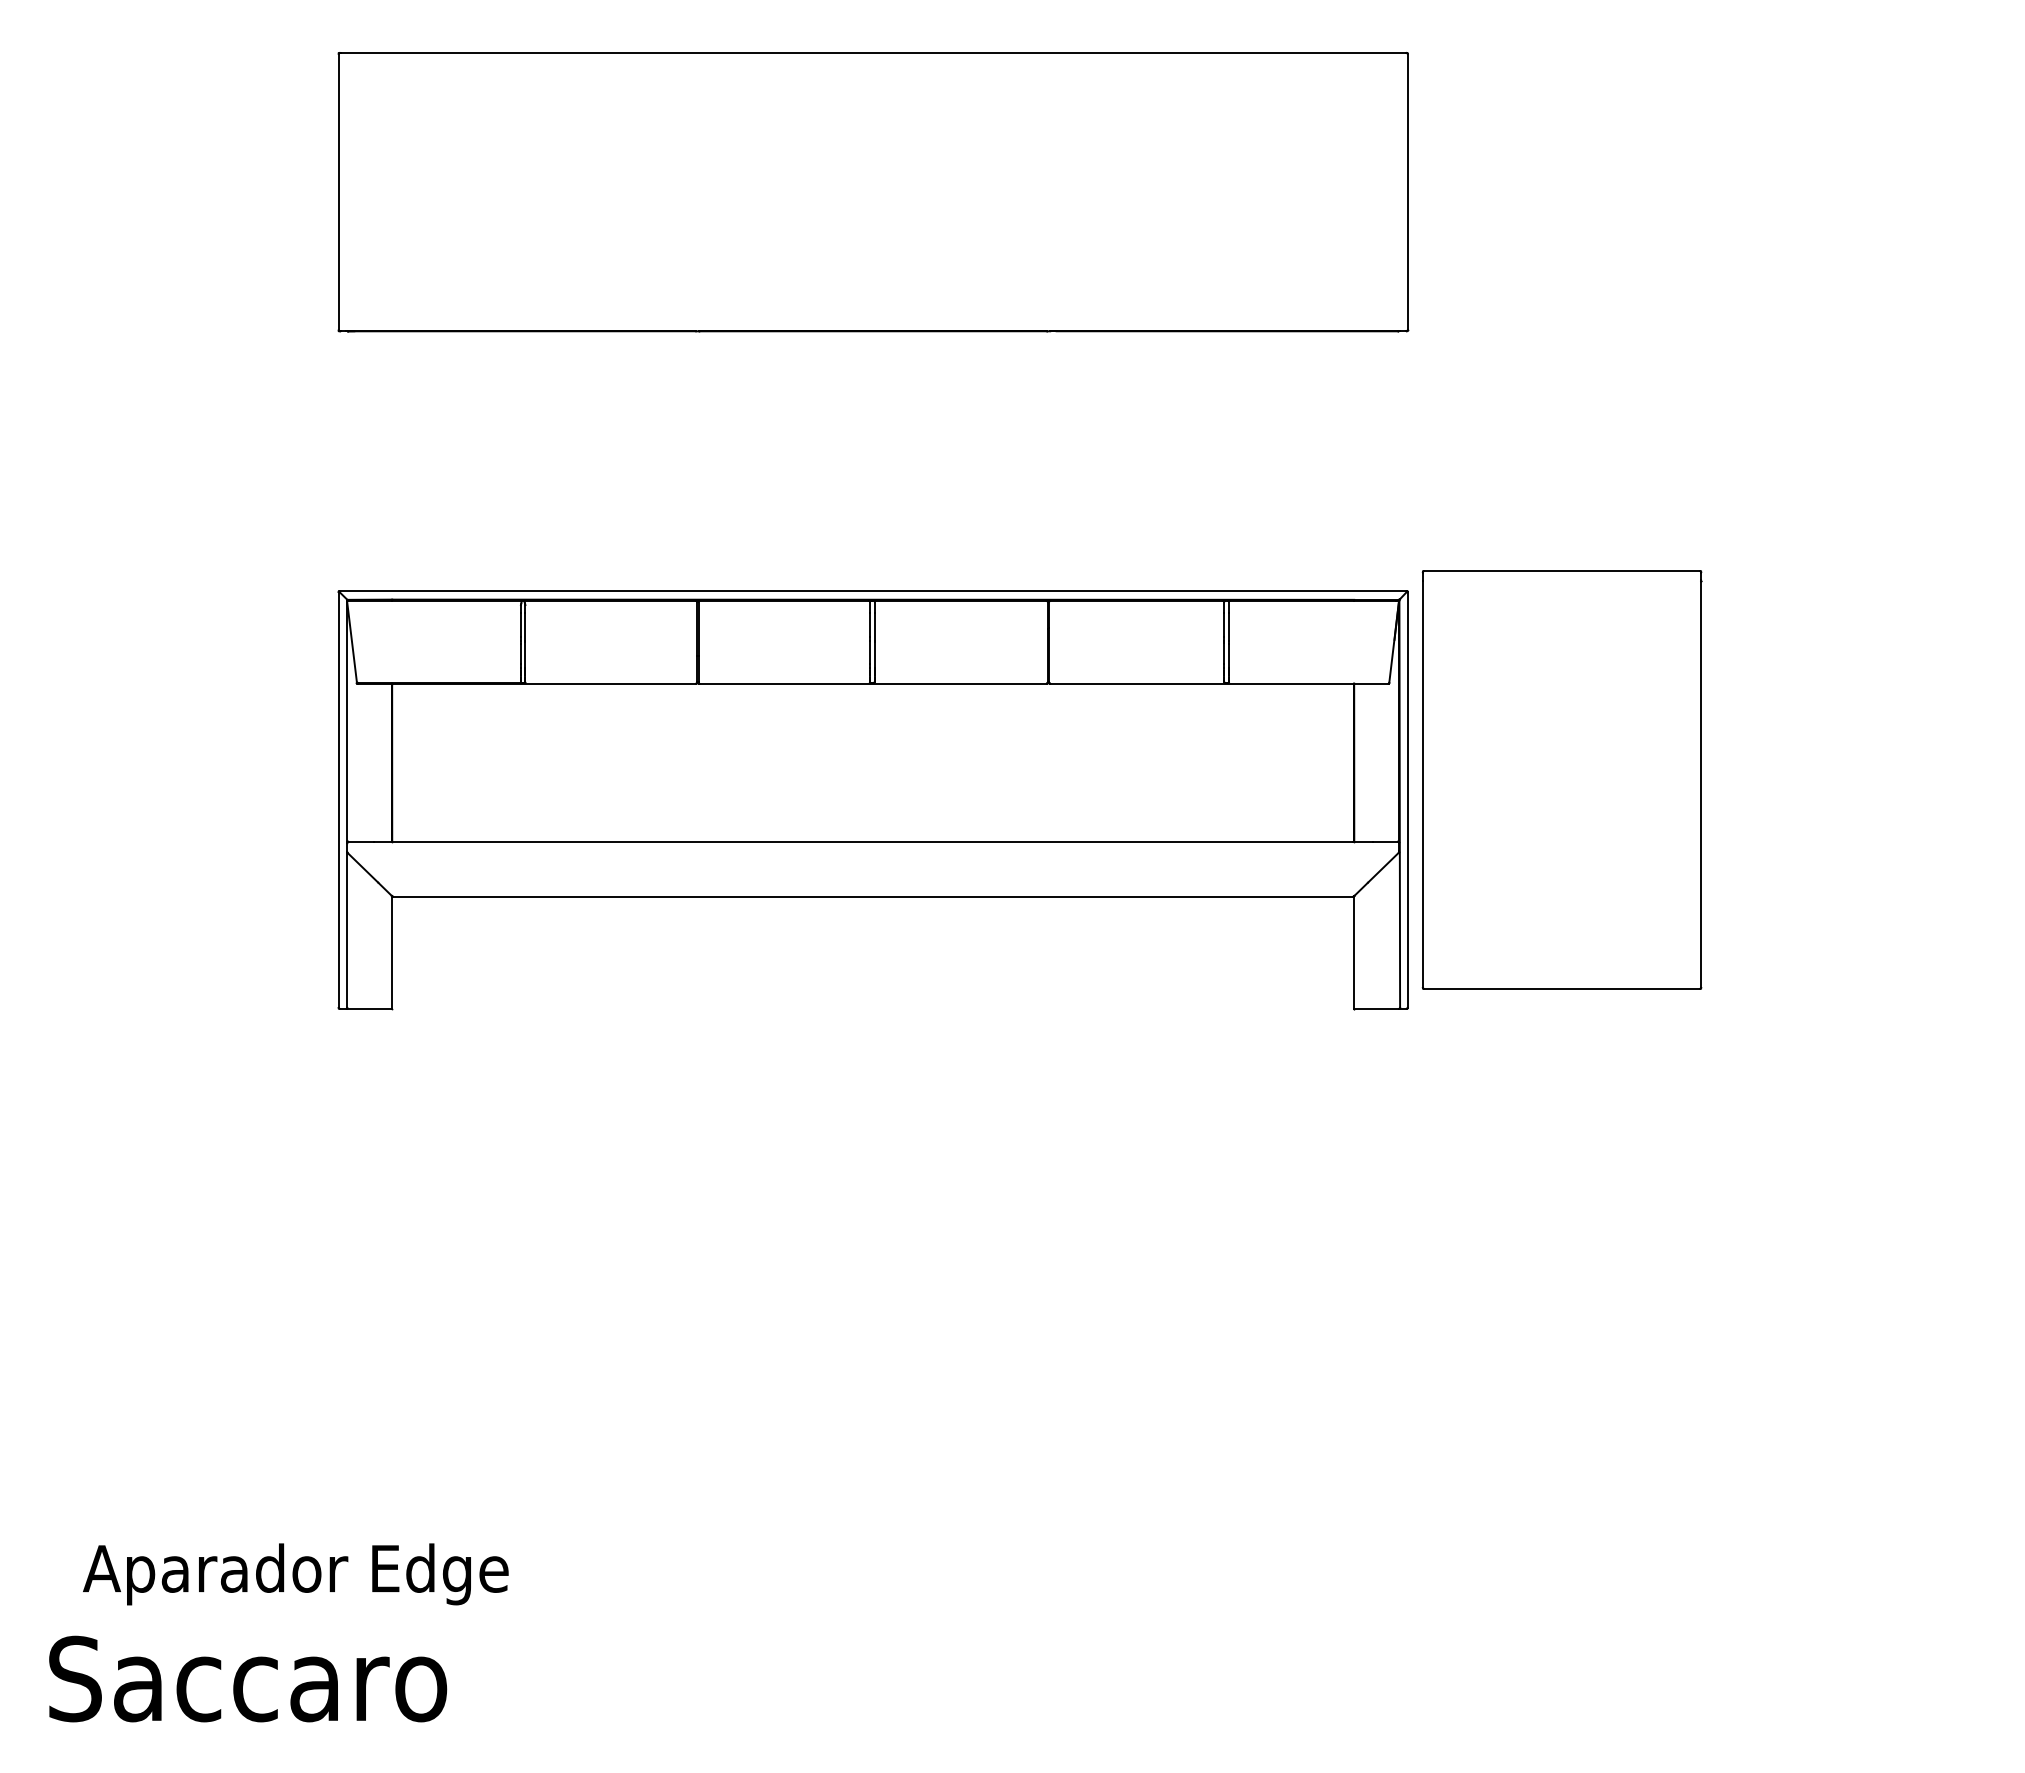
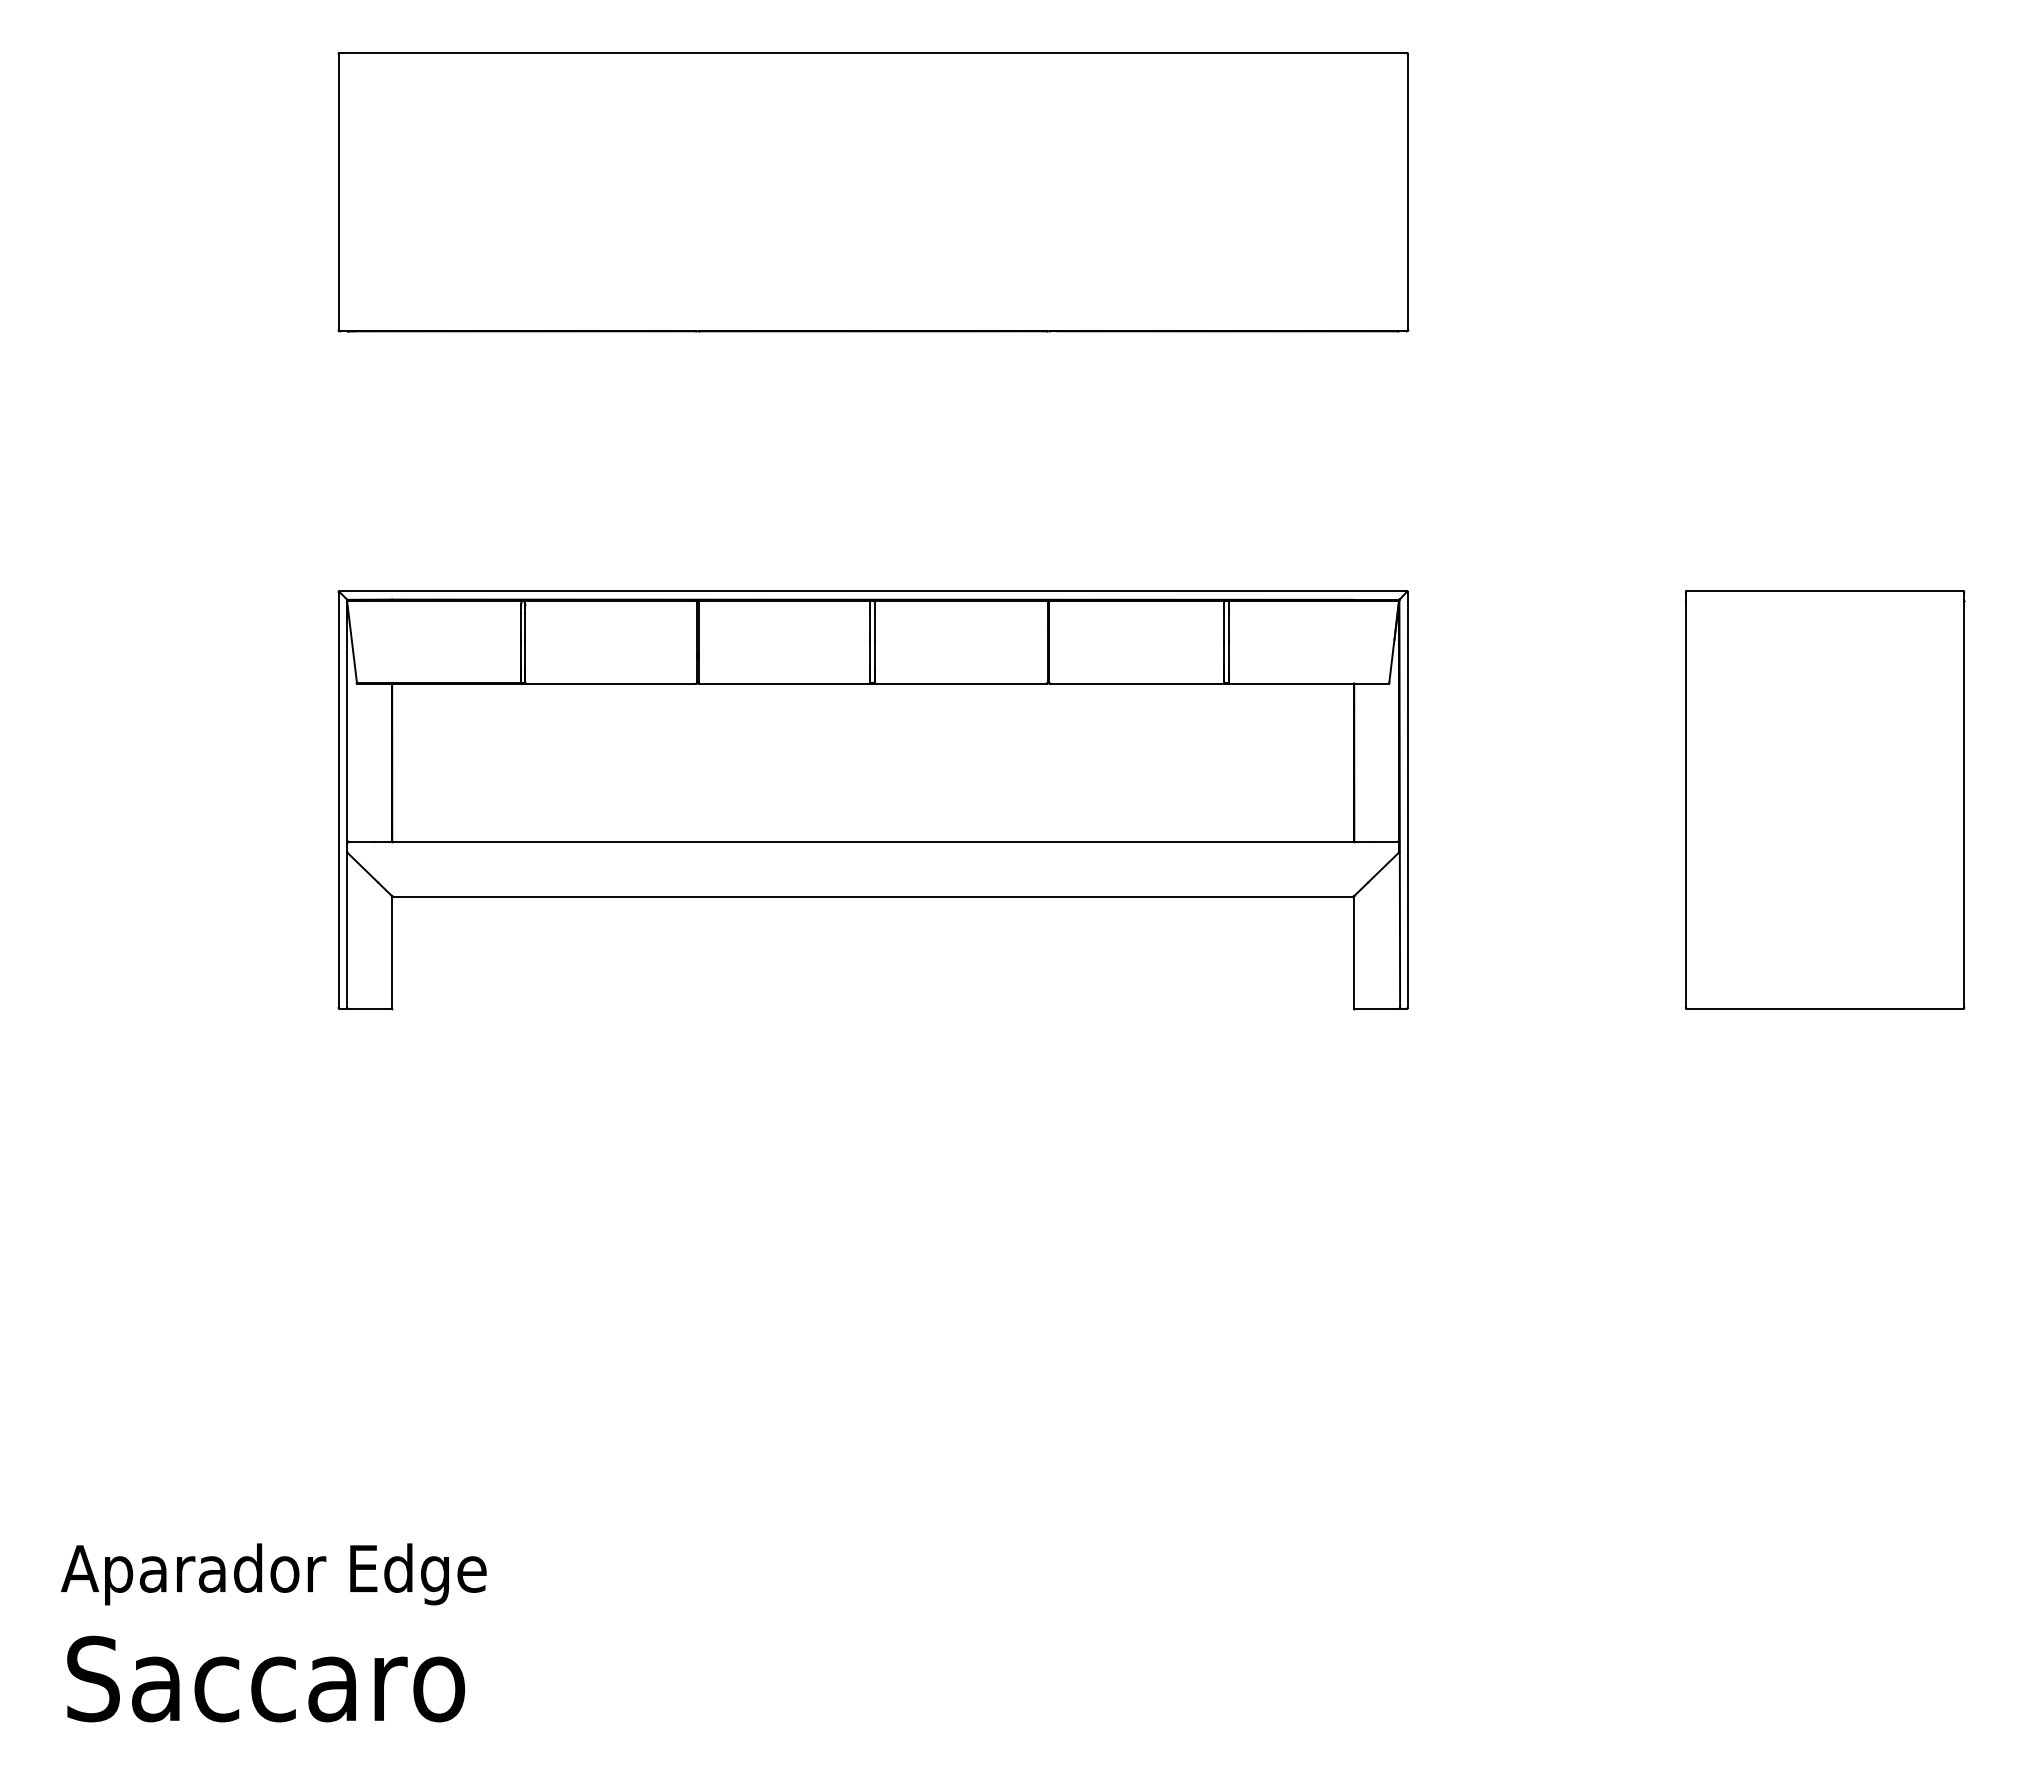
part position: (1561, 779) -> (1824, 799) (1824, 799)
text position: (295, 1574) -> (273, 1574) (273, 1574)
text position: (248, 1678) -> (266, 1678) (266, 1678)
